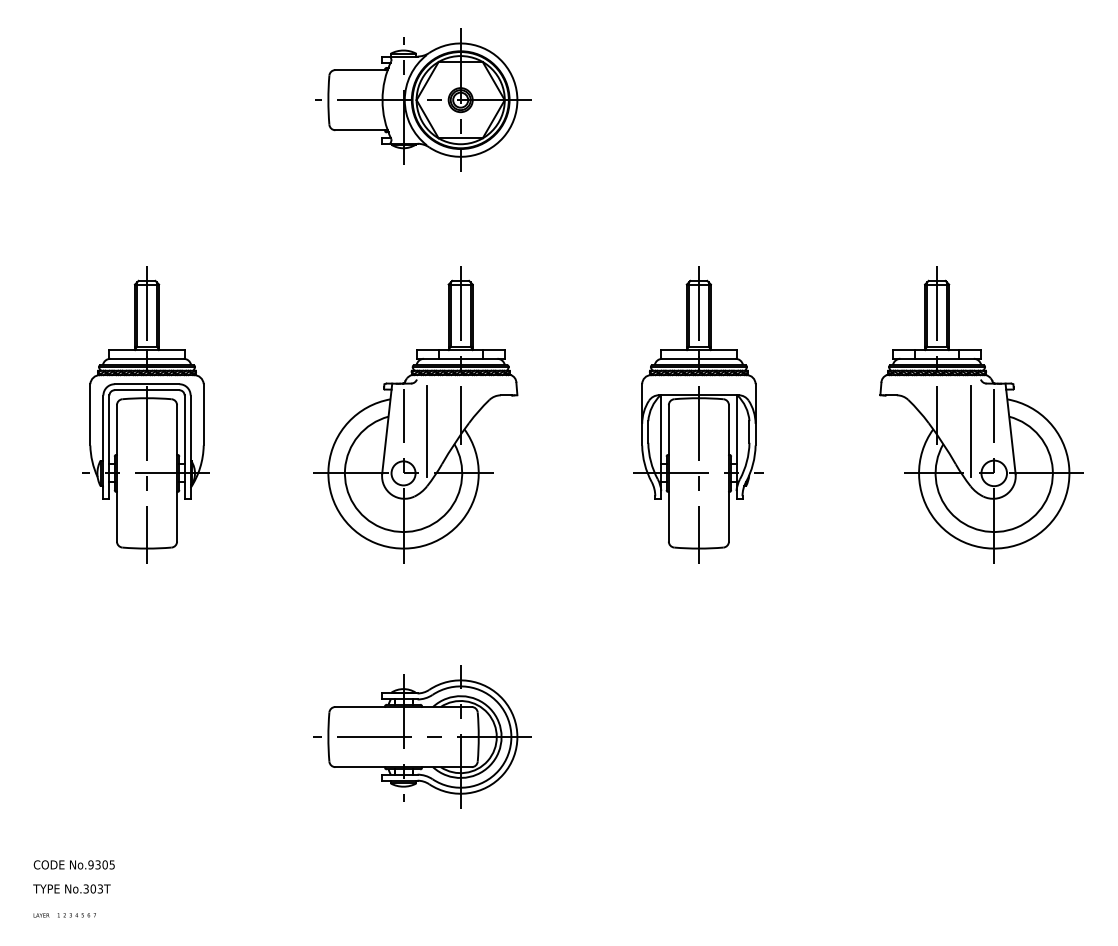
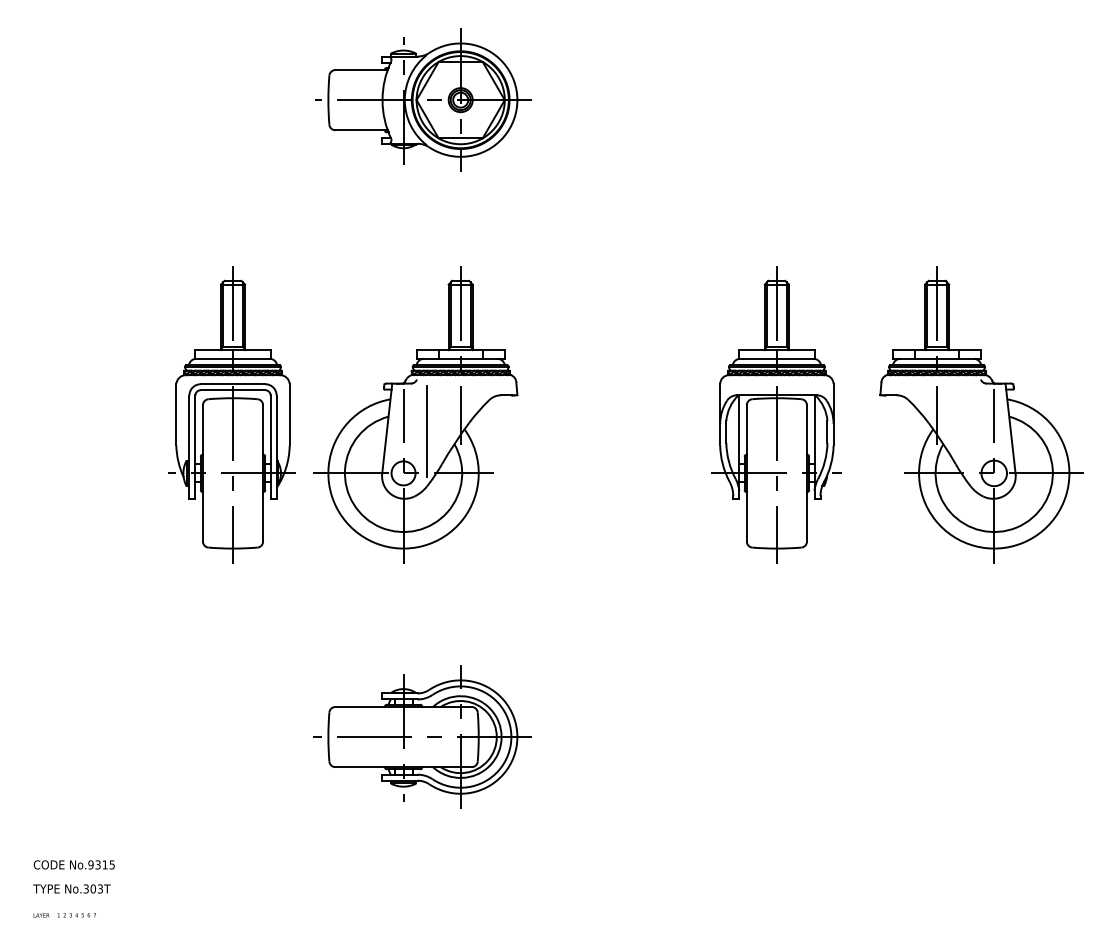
part position: (145, 414) -> (231, 414) (231, 414)
part position: (698, 414) -> (776, 414) (776, 414)
line: present -> none (970, 431)
text: No.9305 -> No.9315 (104, 864)
